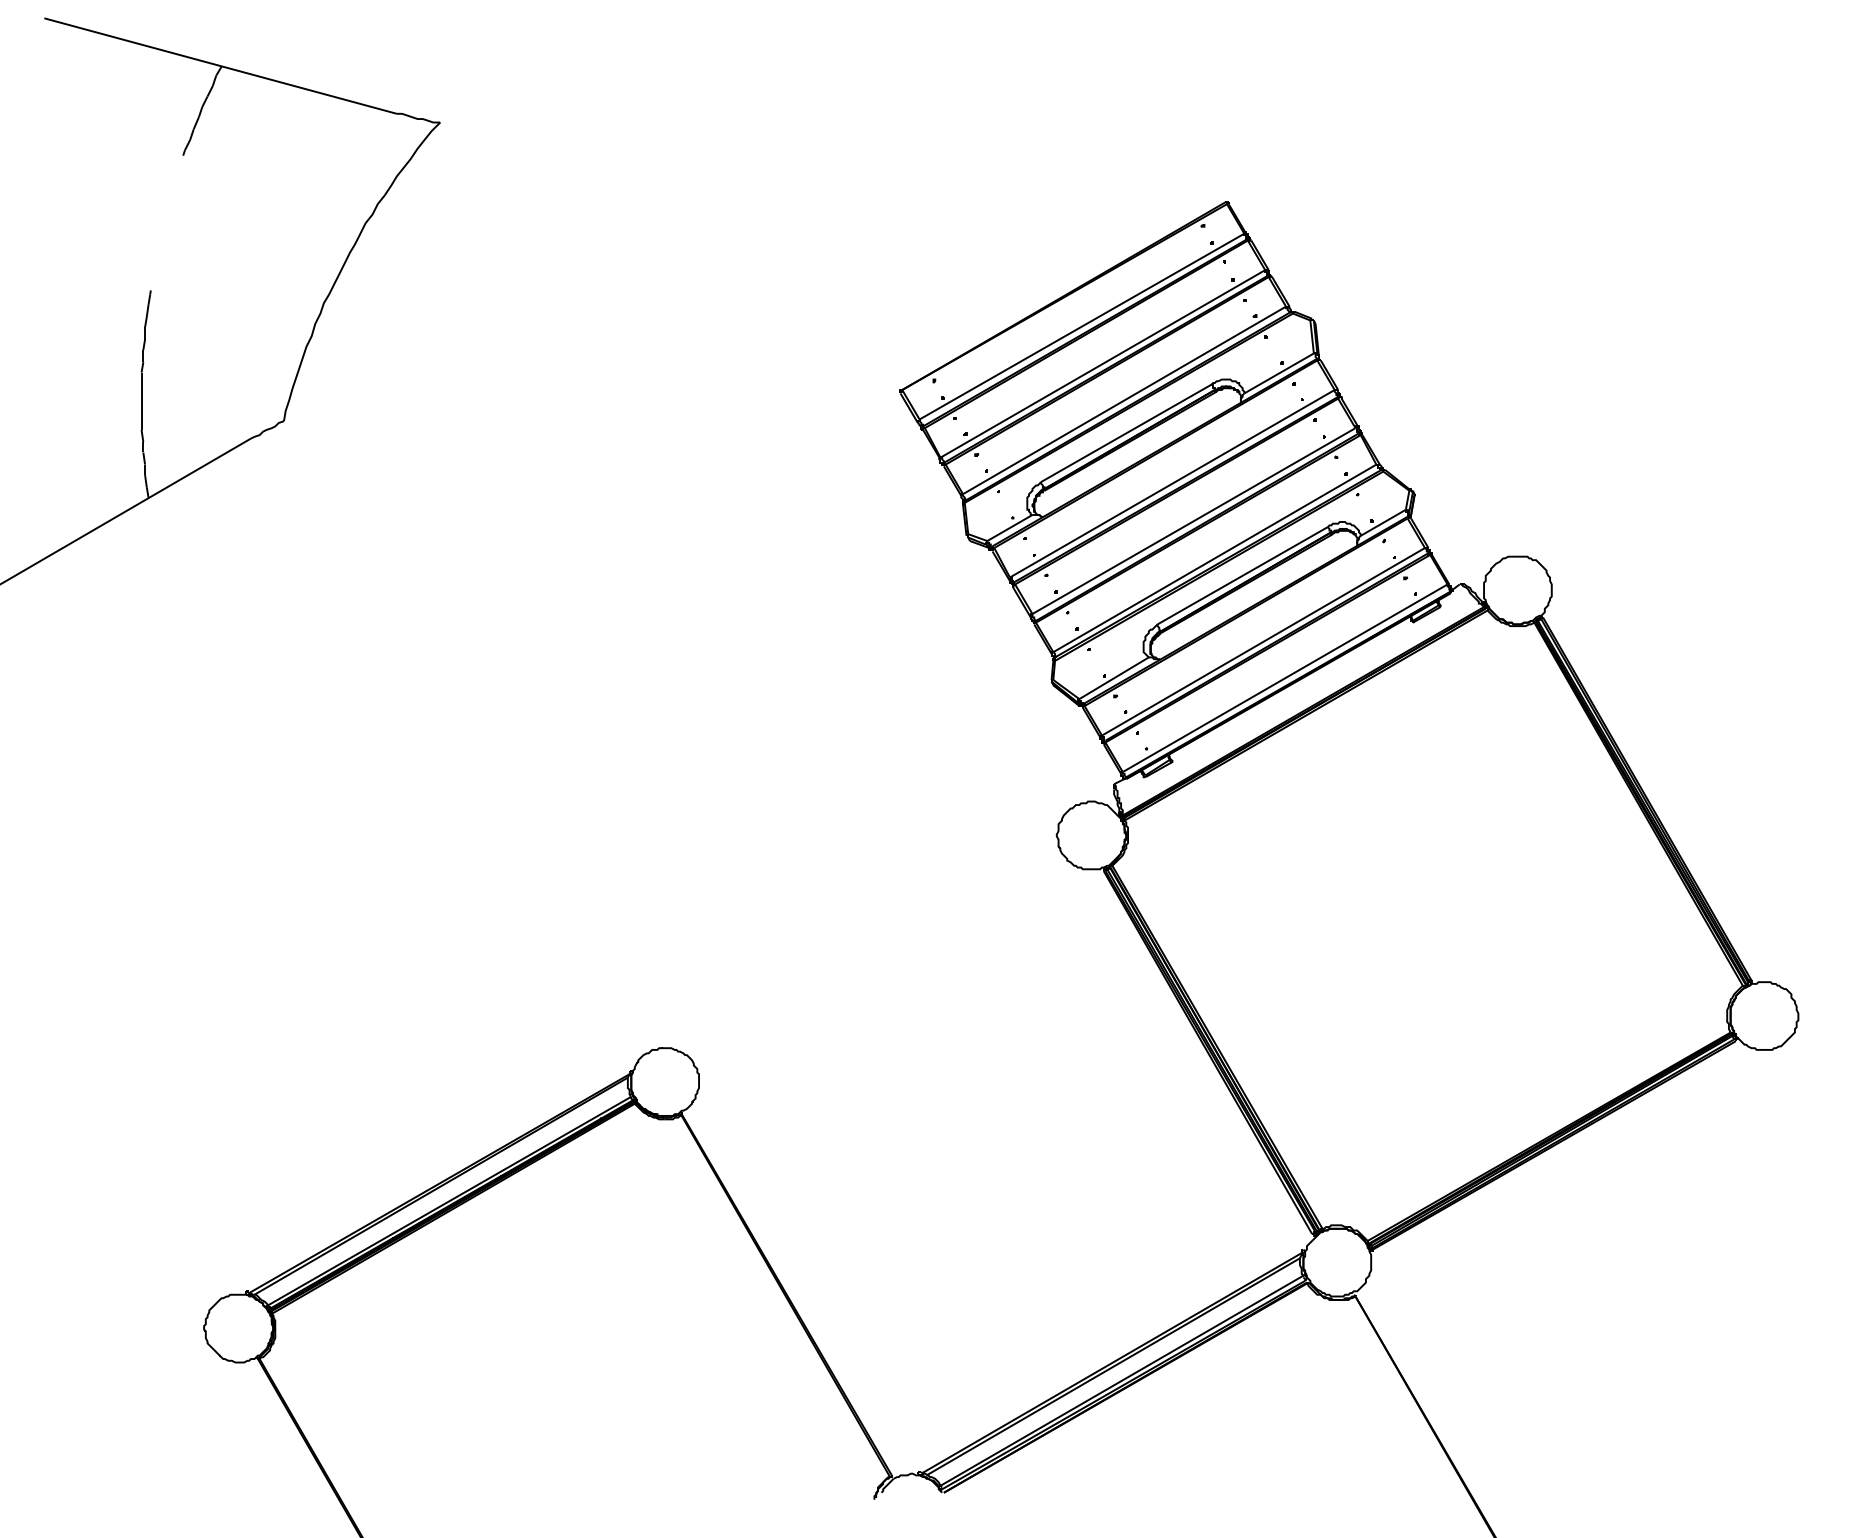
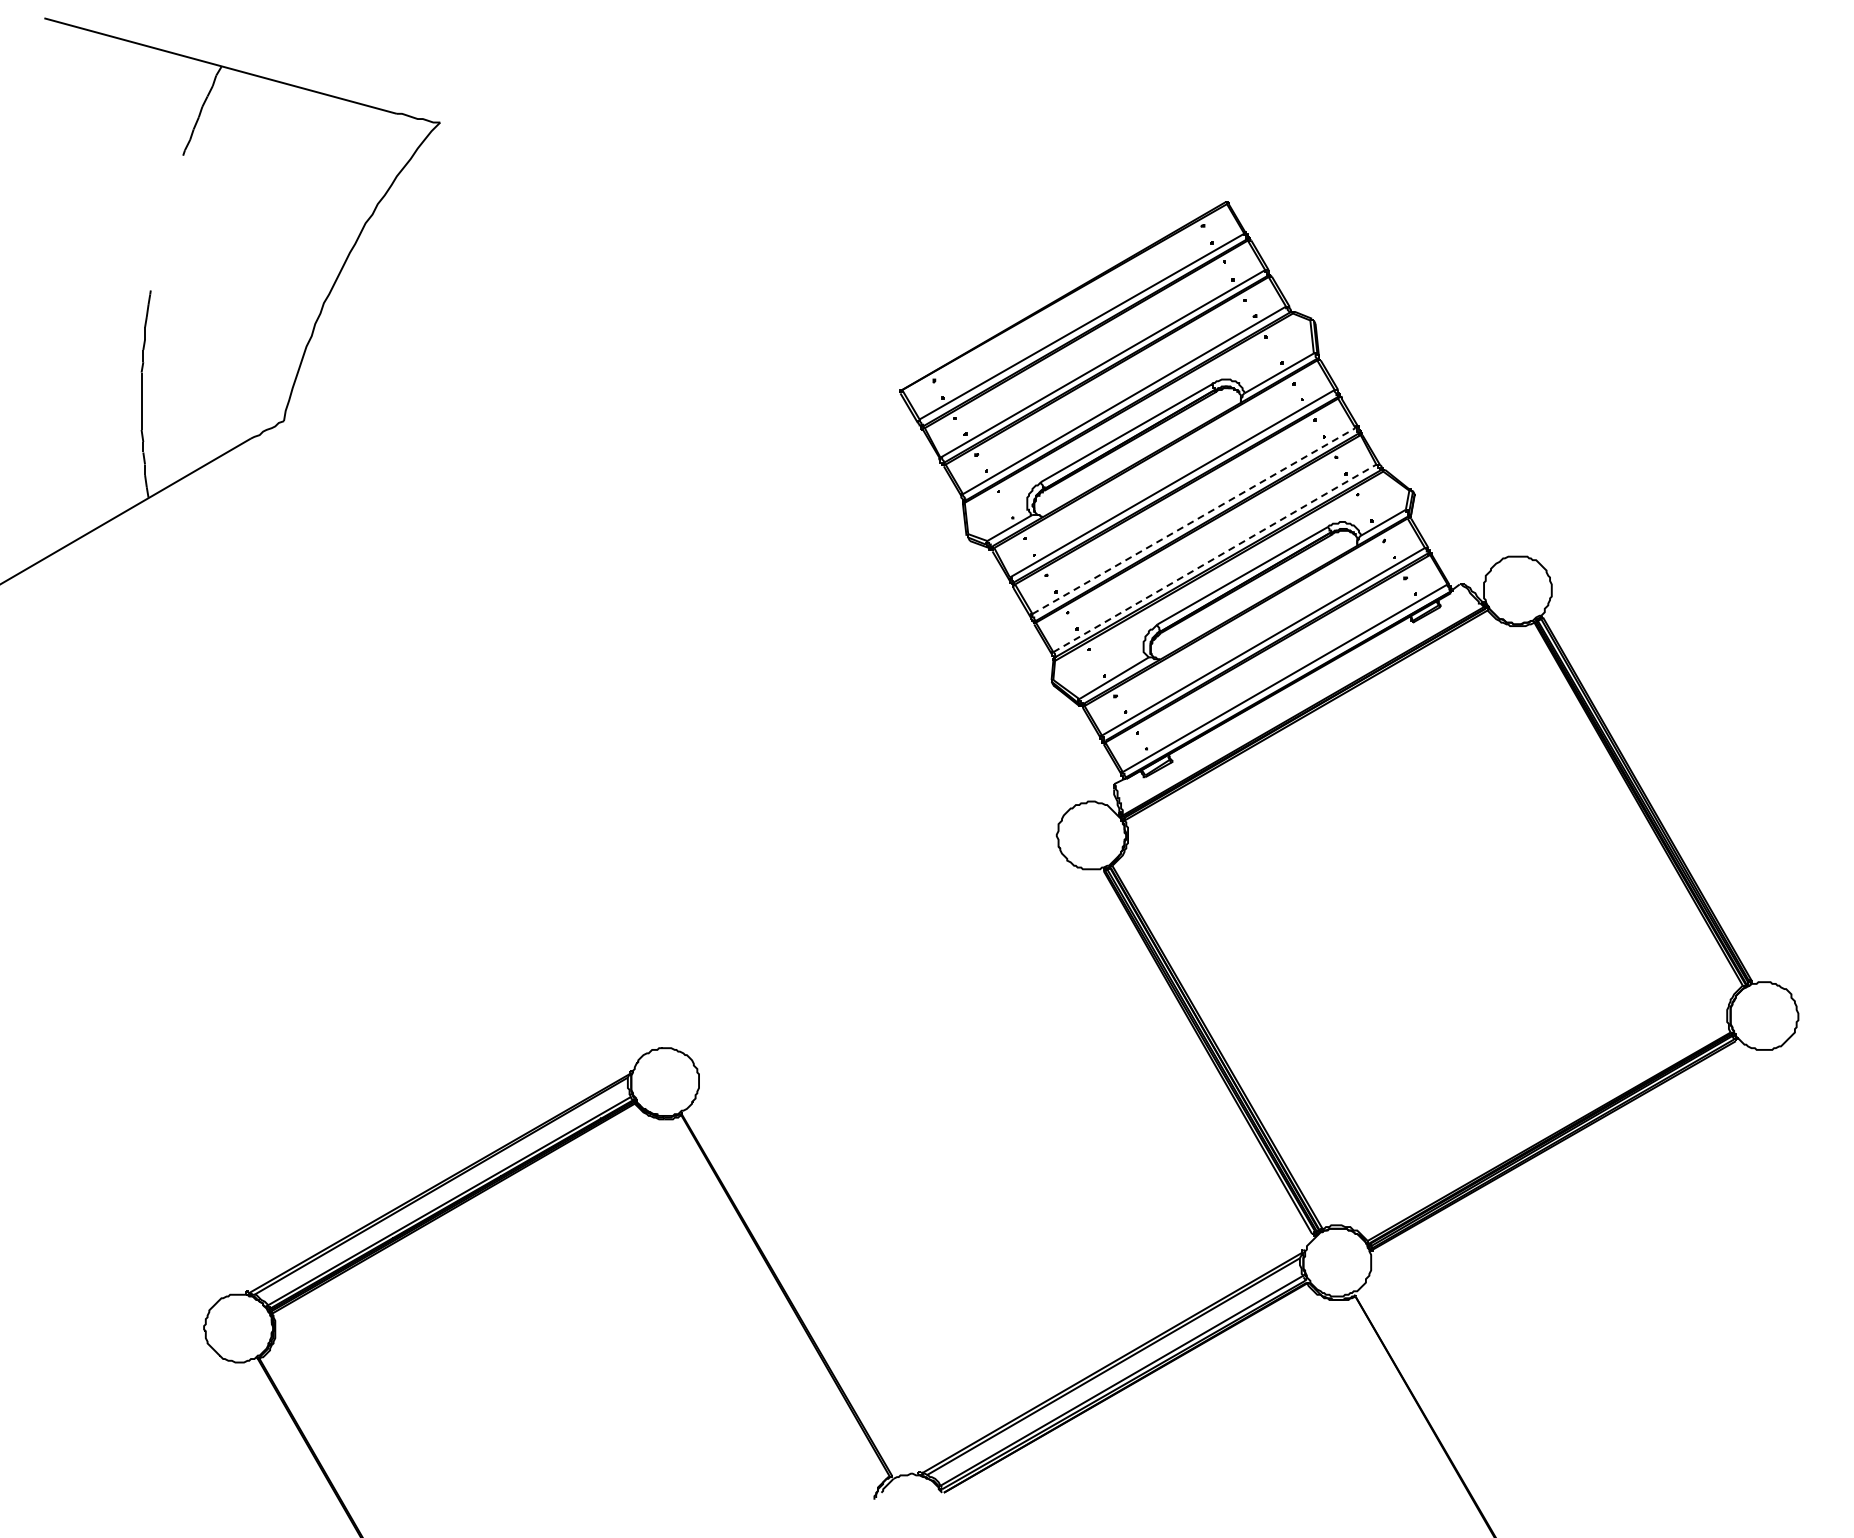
line: solid -> dashed (1194, 520)
line: solid -> dashed (1214, 558)
